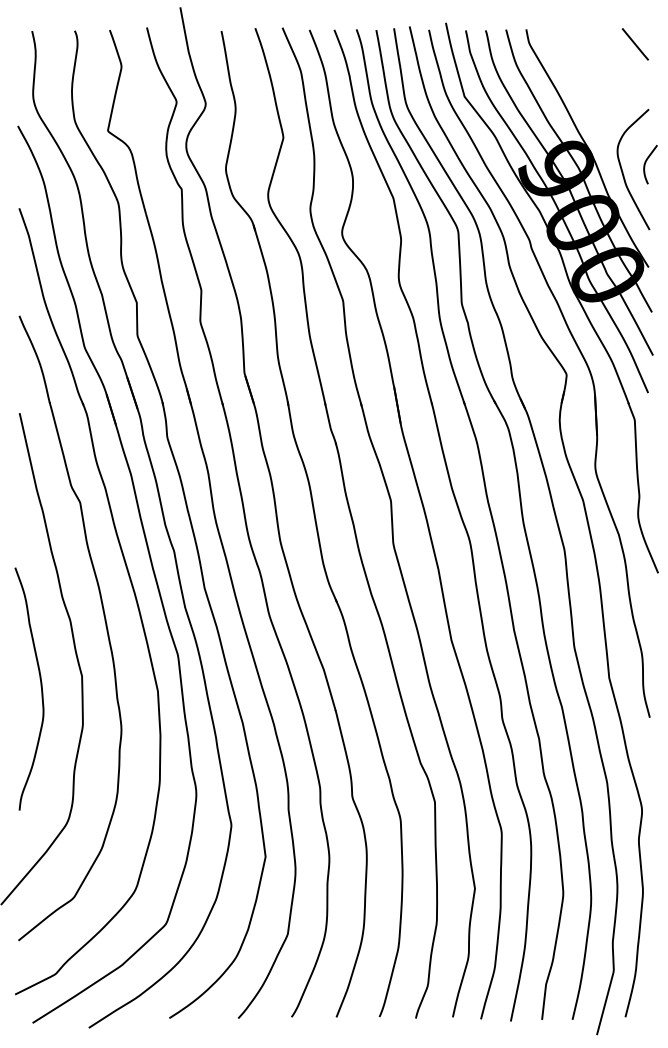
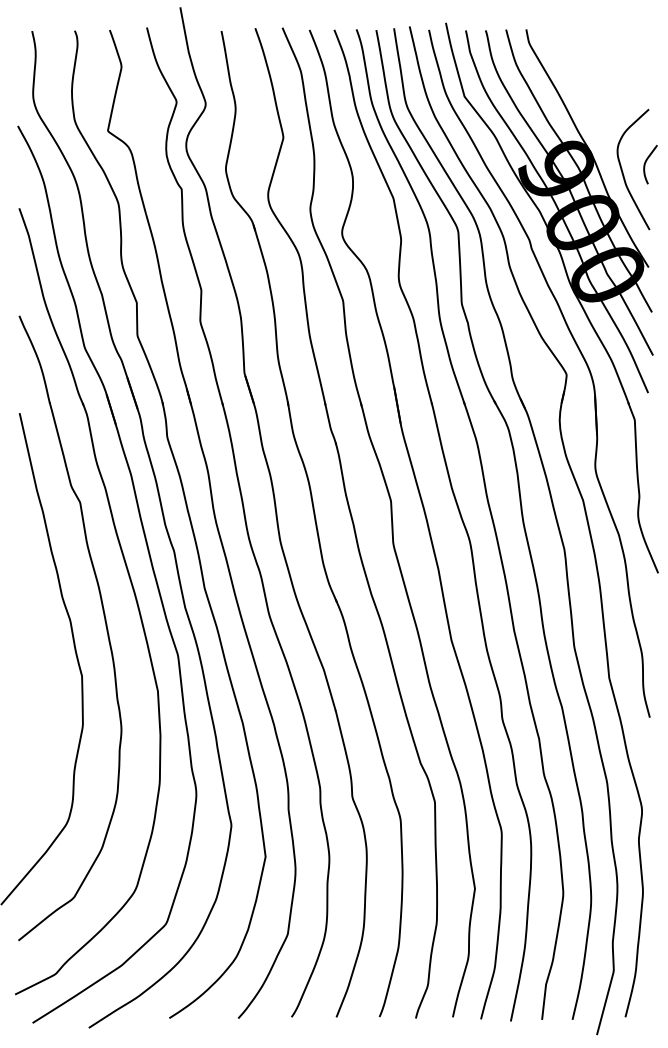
line: present -> none (635, 44)
curve: present -> none (40, 686)
